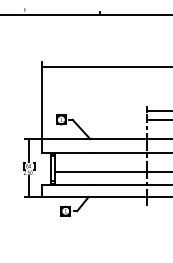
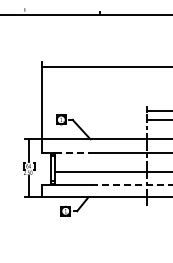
line: solid -> dashed (73, 152)
line: solid -> dashed (132, 185)
